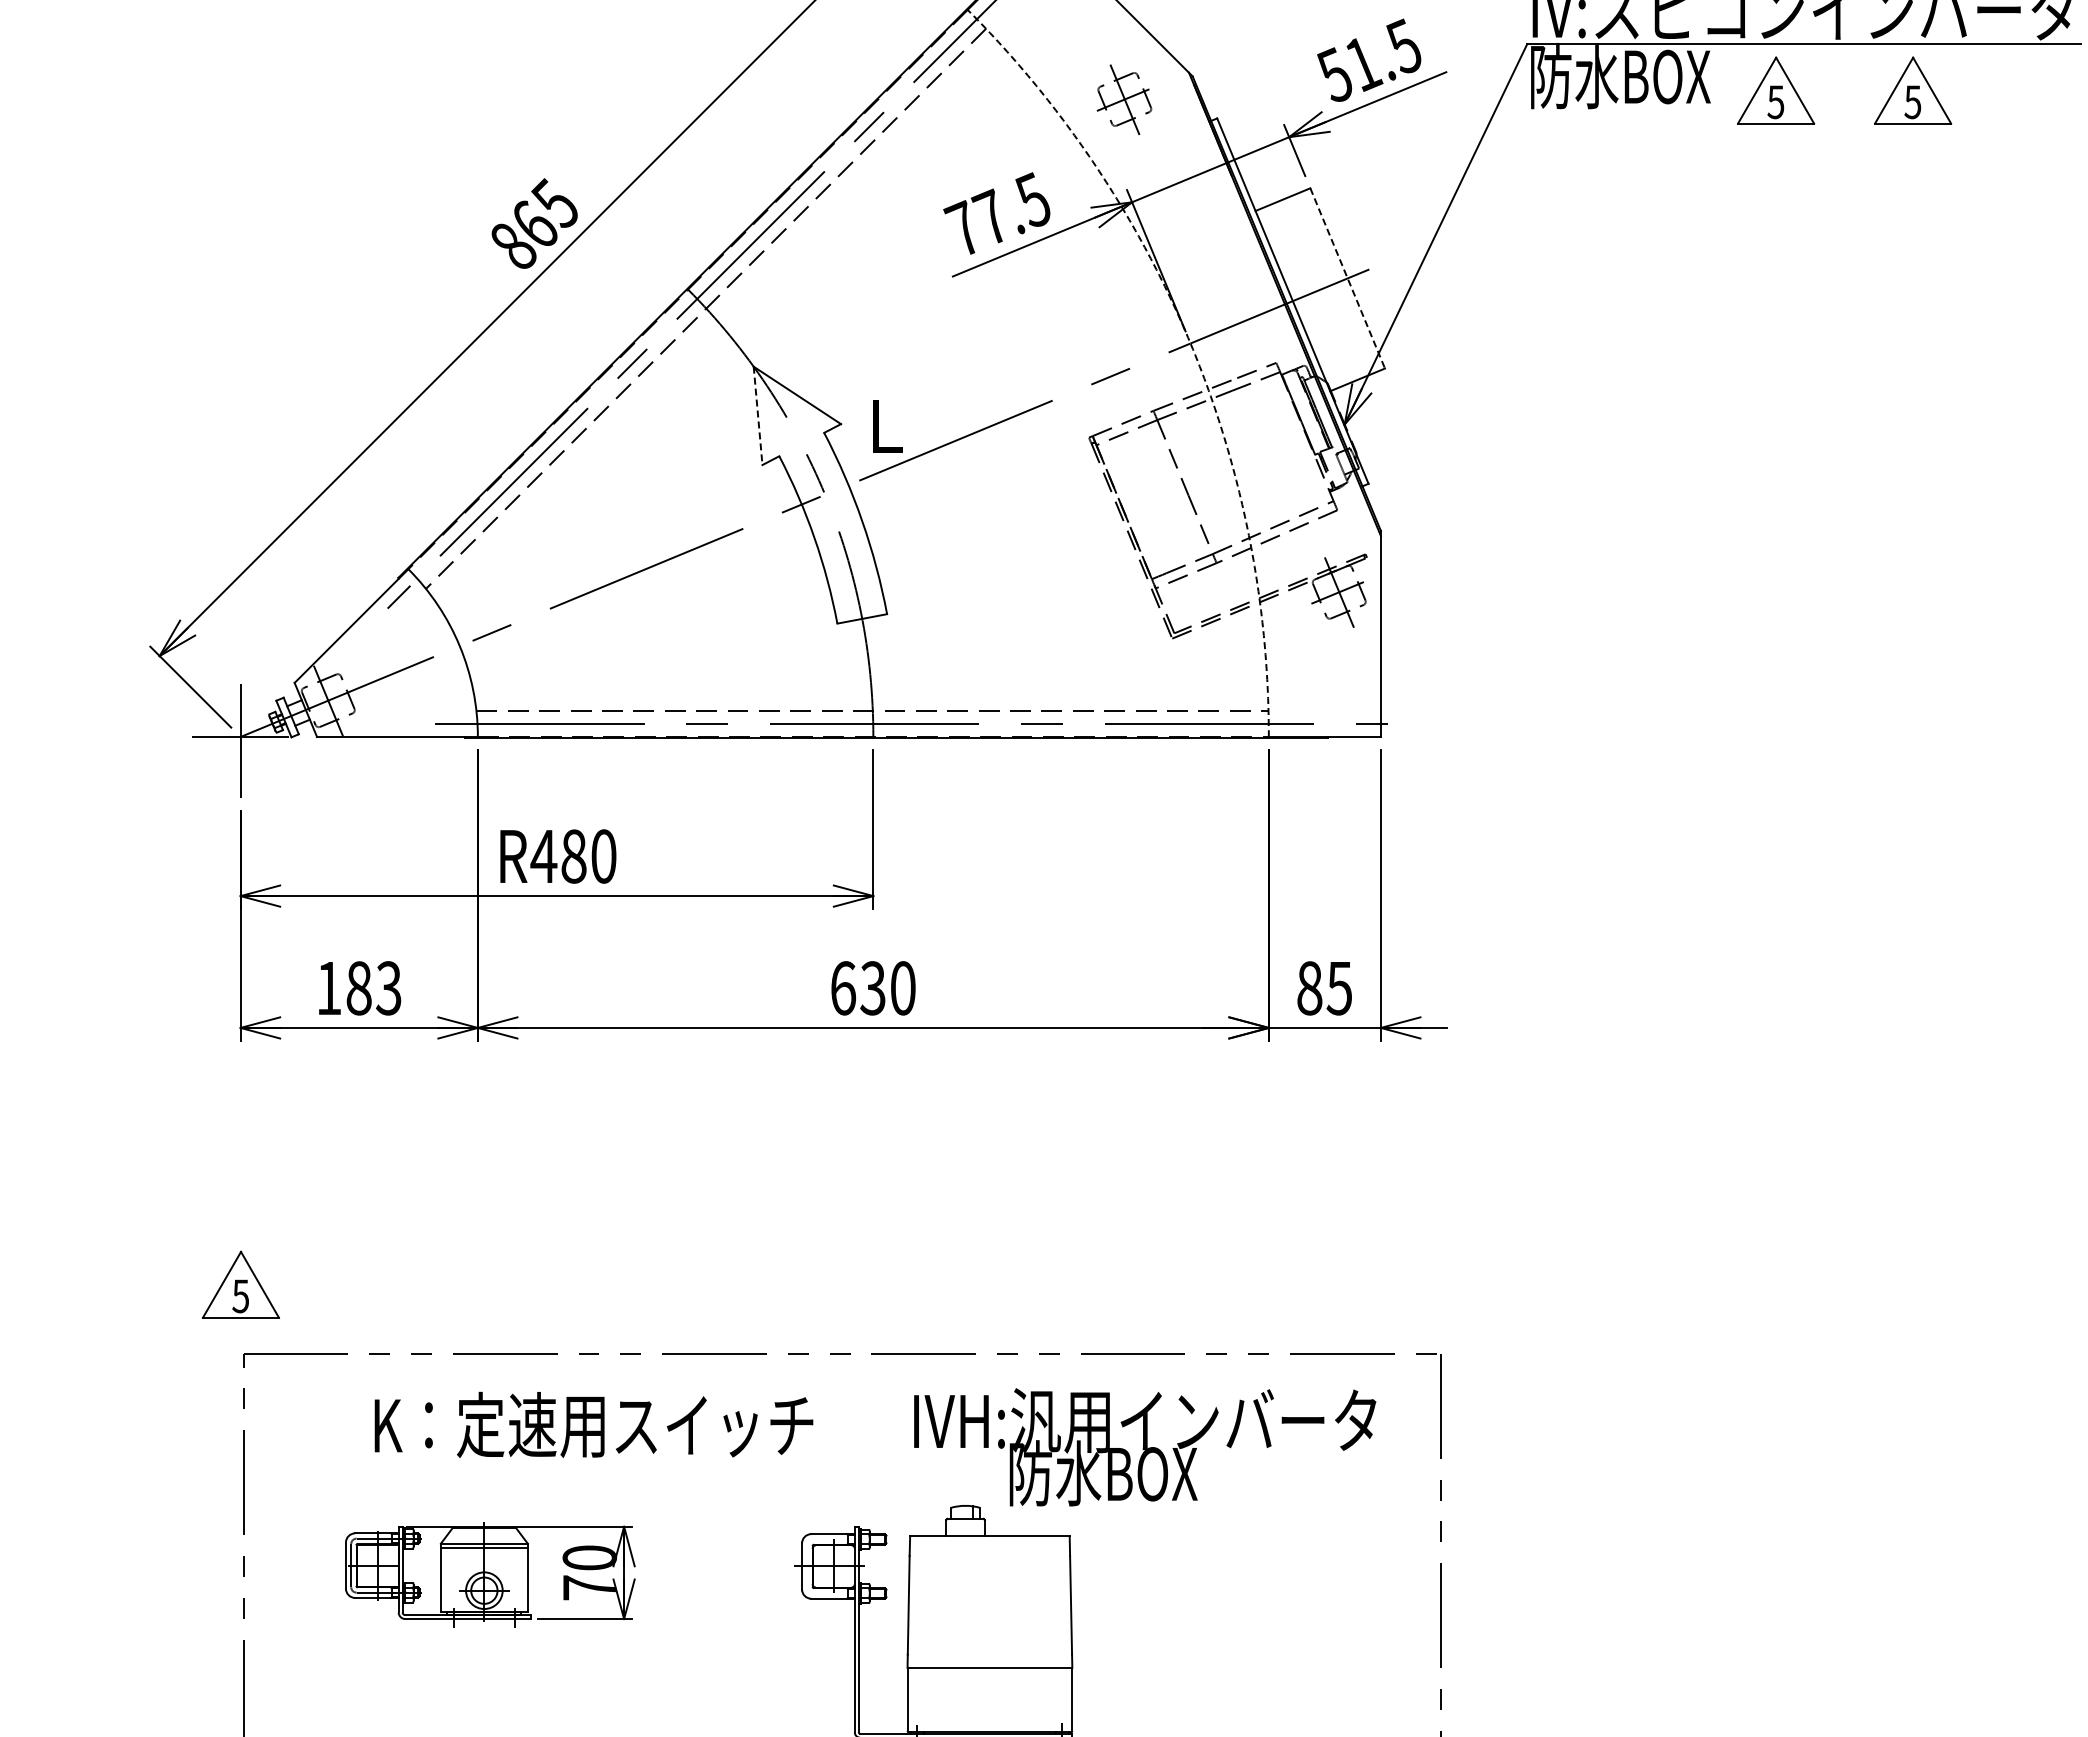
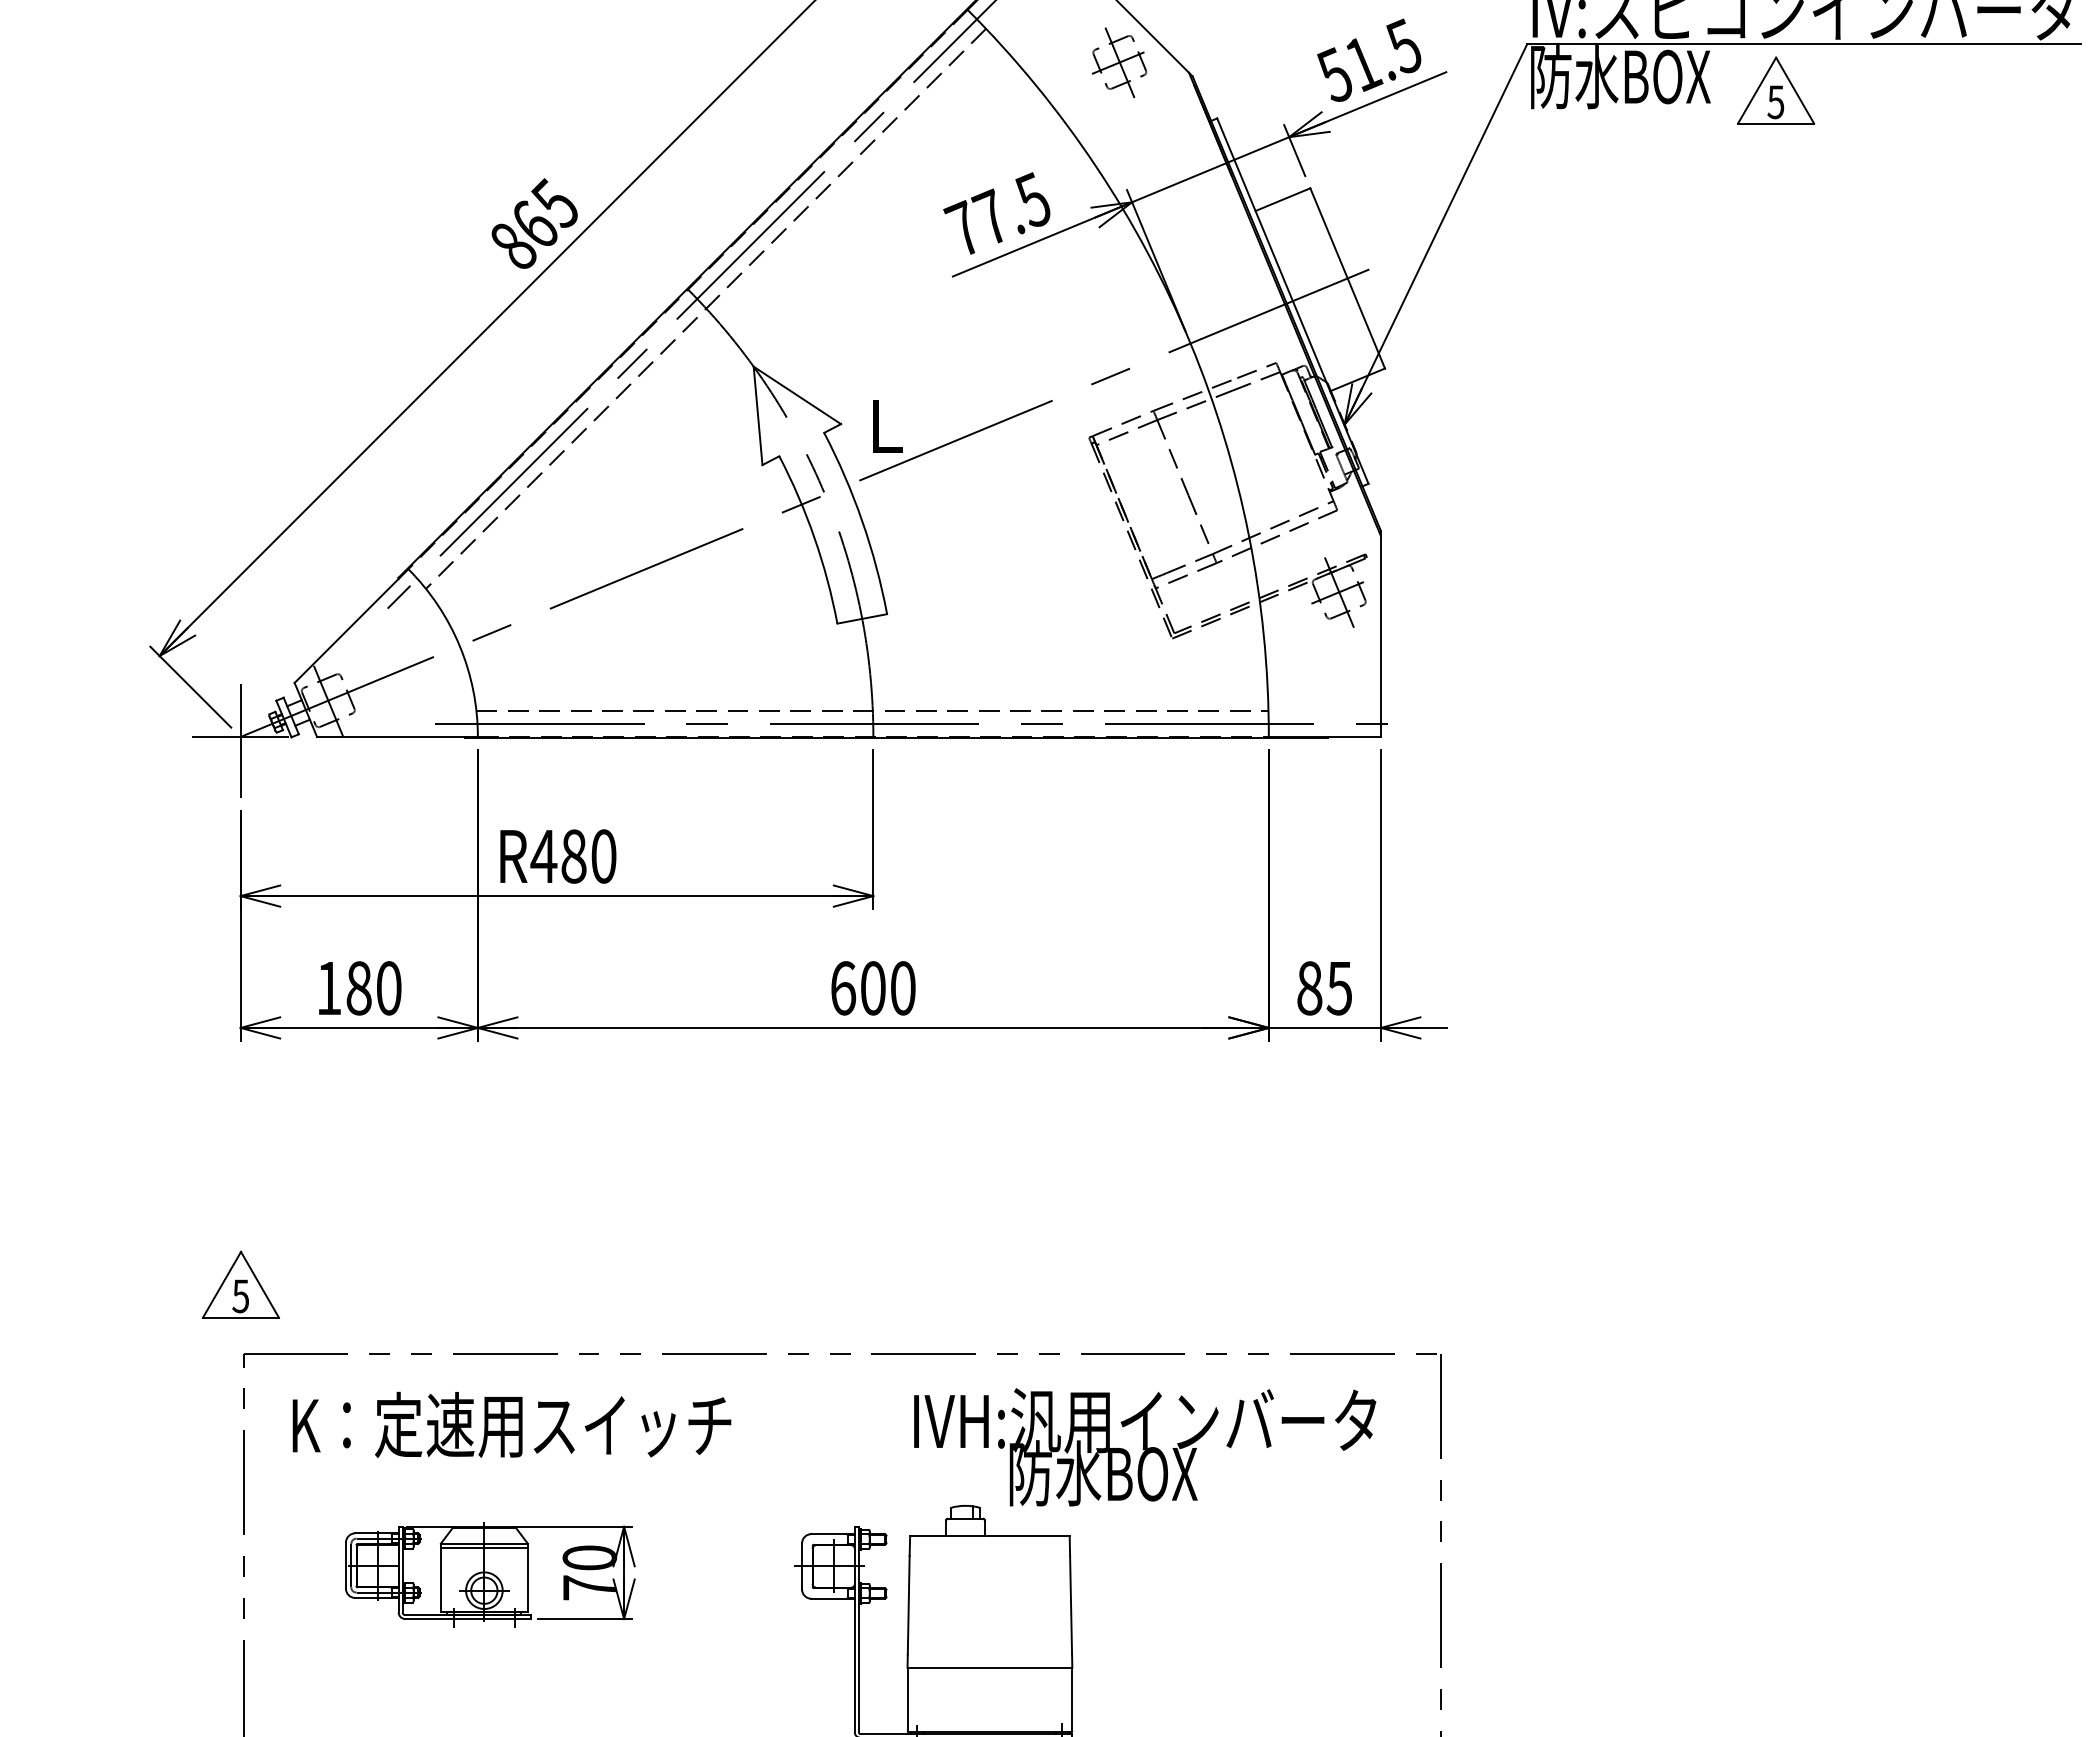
part: present -> none (1913, 90)
part position: (1124, 99) -> (1119, 62) (1119, 62)
line: dashed -> solid (1347, 278)
arc: dashed -> solid (1190, 343)
line: dashed -> solid (758, 416)
text: 183 -> 180 (388, 988)
text: 630 -> 600 (872, 988)
text position: (593, 1424) -> (511, 1424) (511, 1424)
